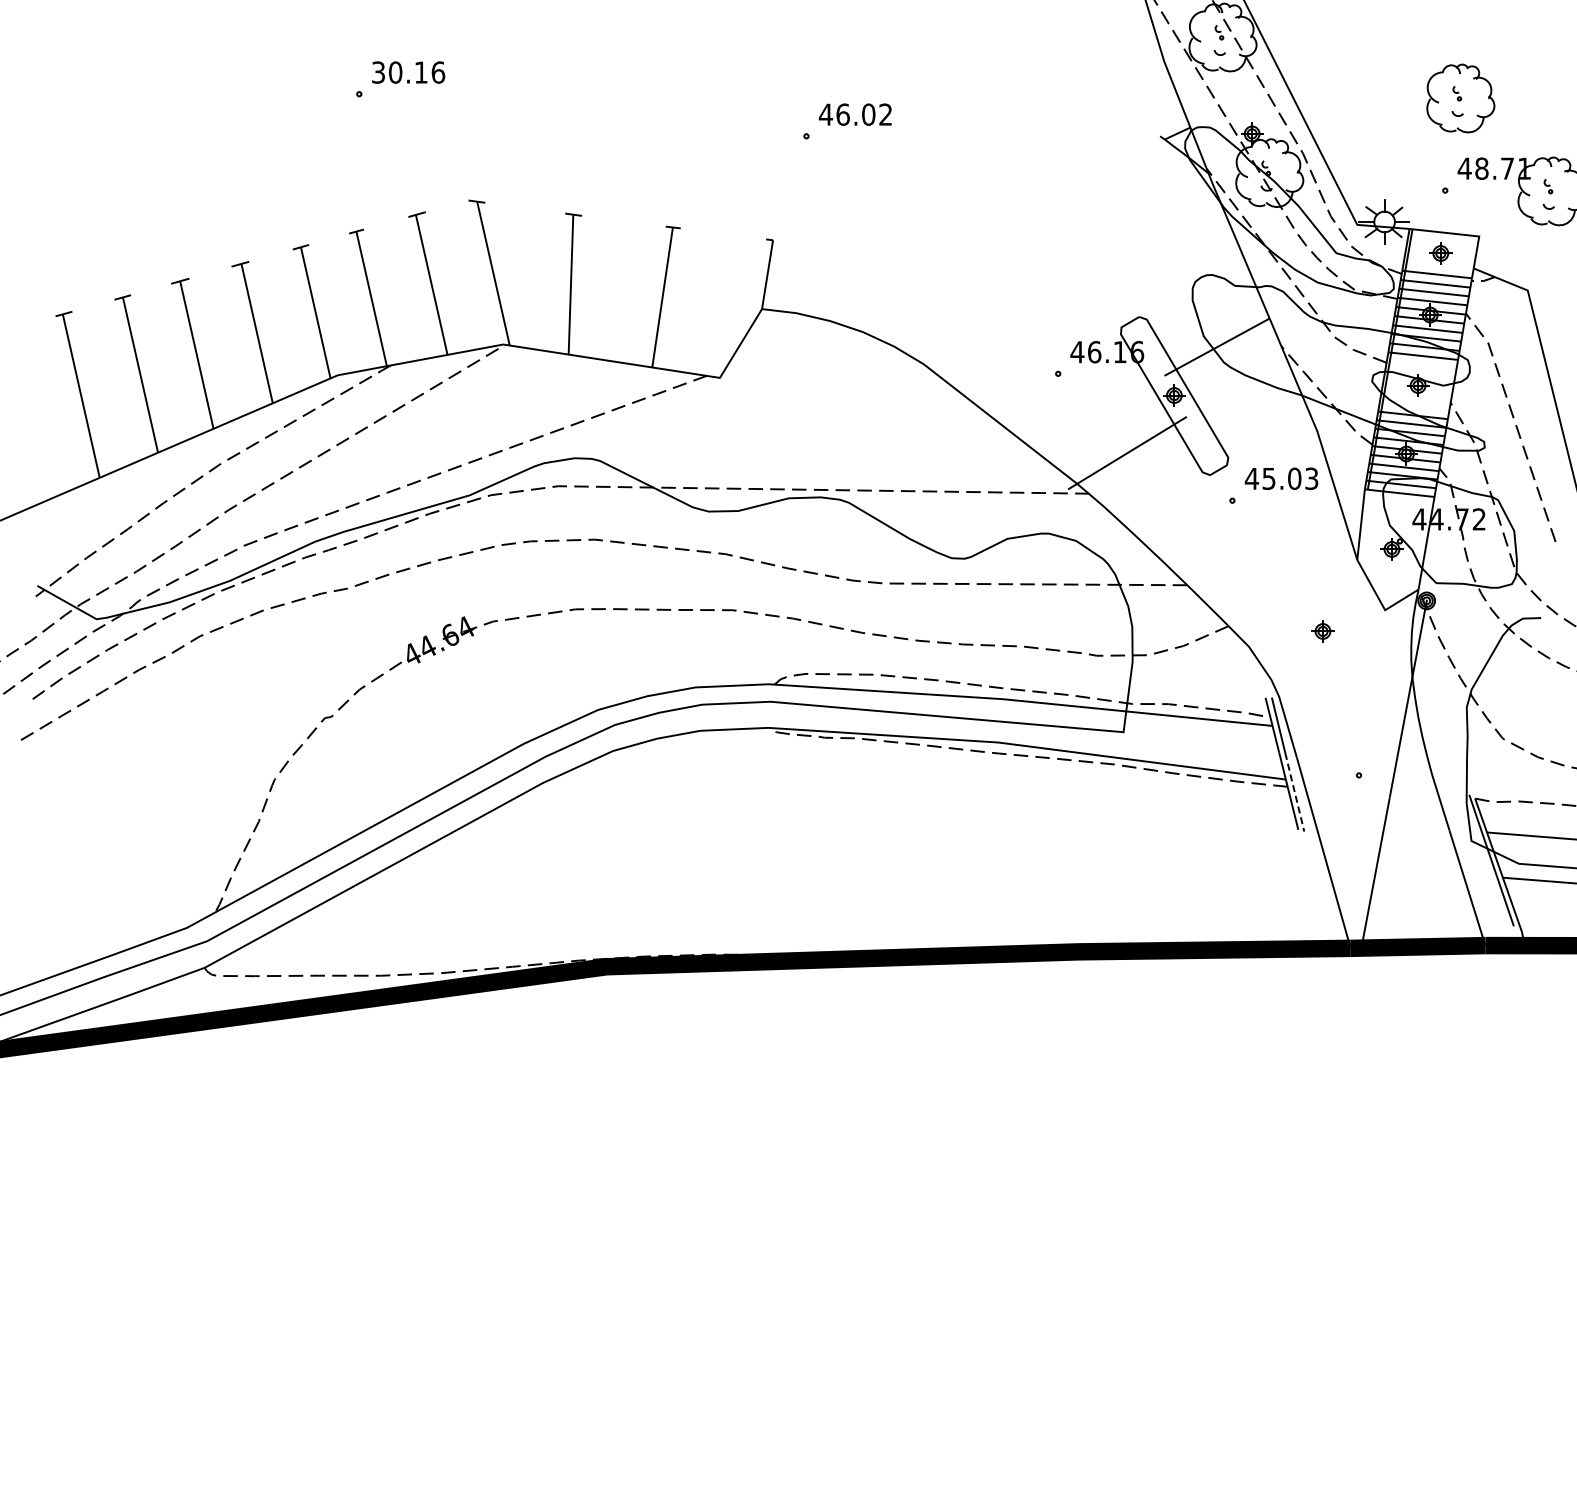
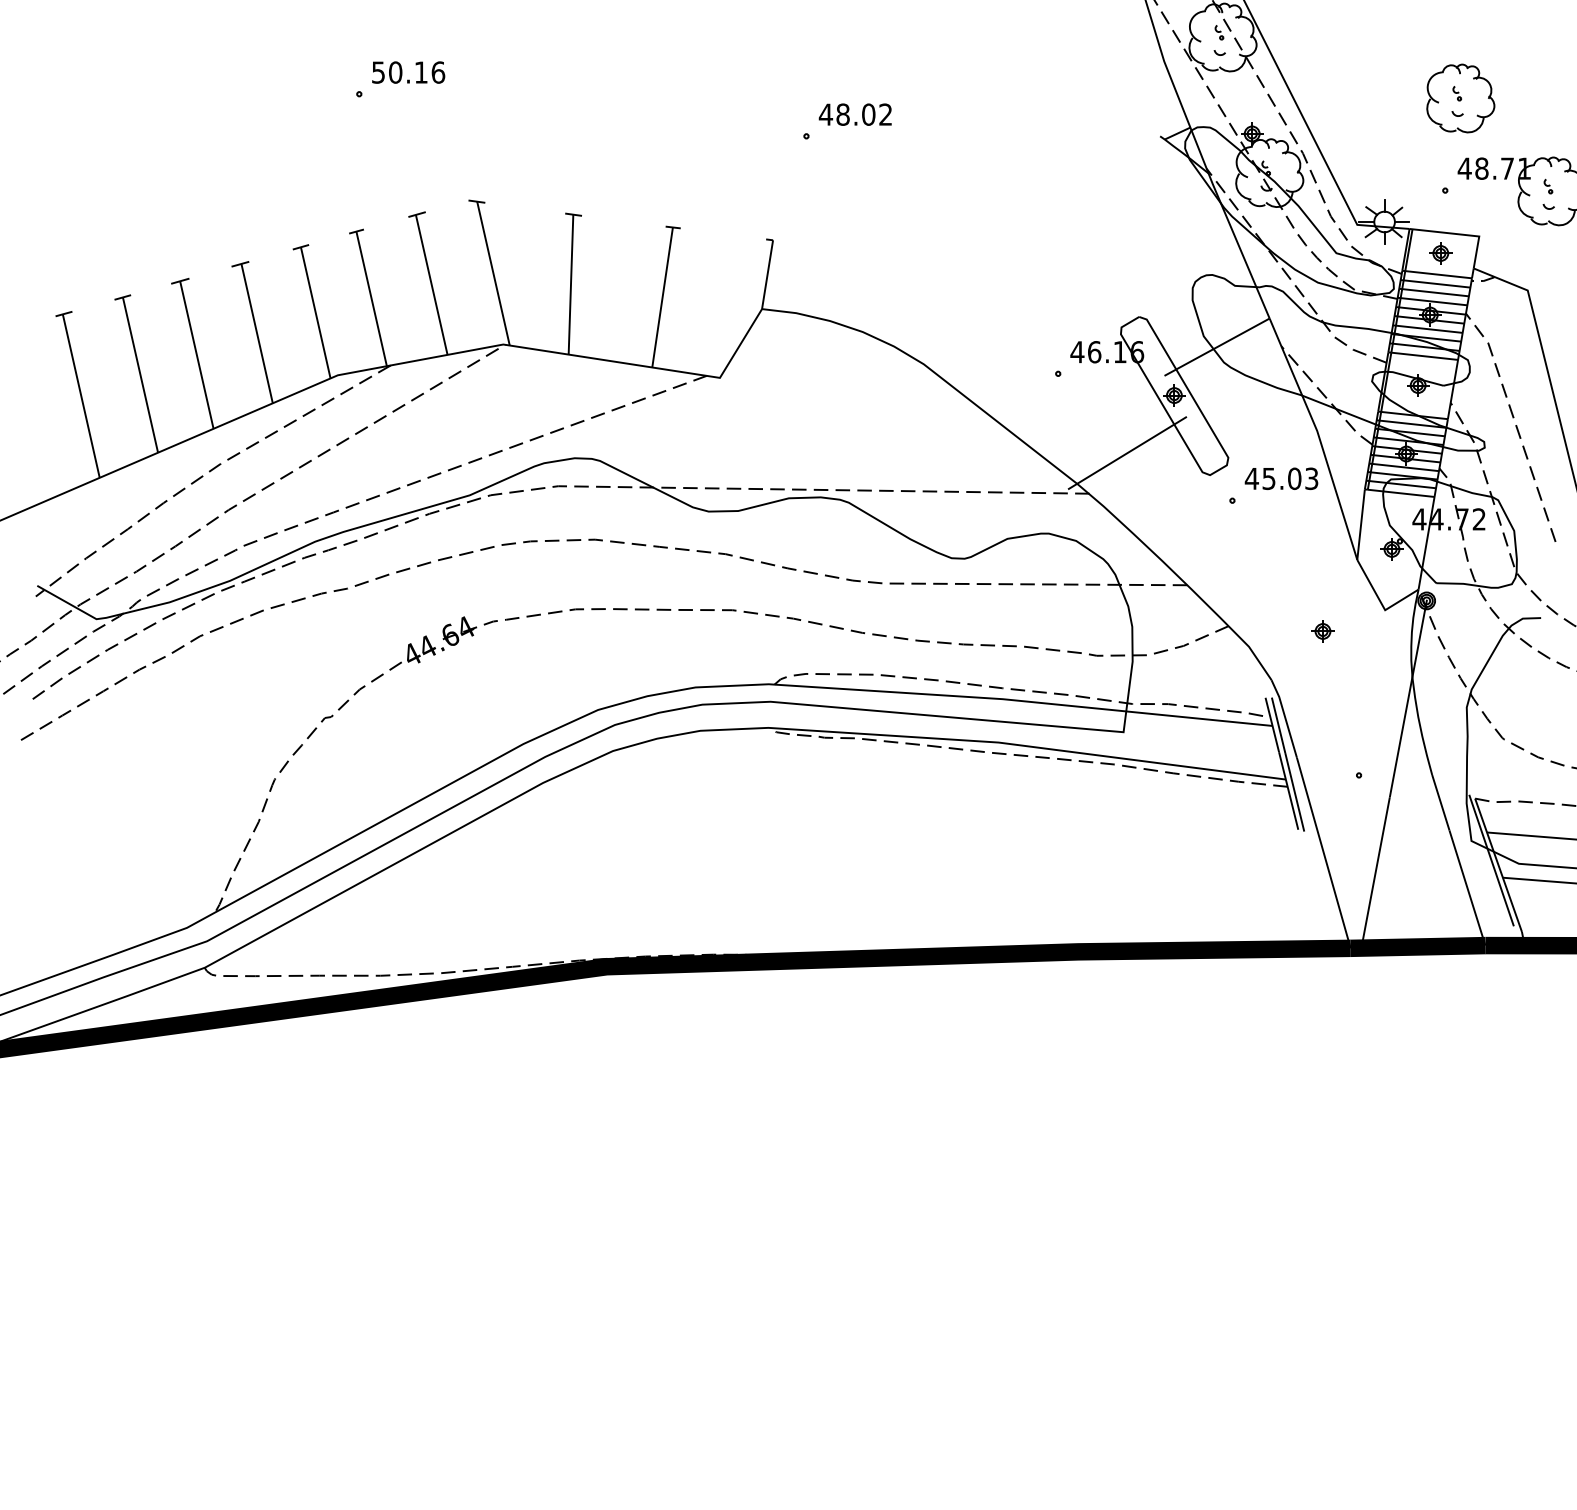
text: 30.16 -> 50.16 (378, 72)
text: 46.02 -> 48.02 (842, 114)
line: dashed -> solid (1294, 792)
